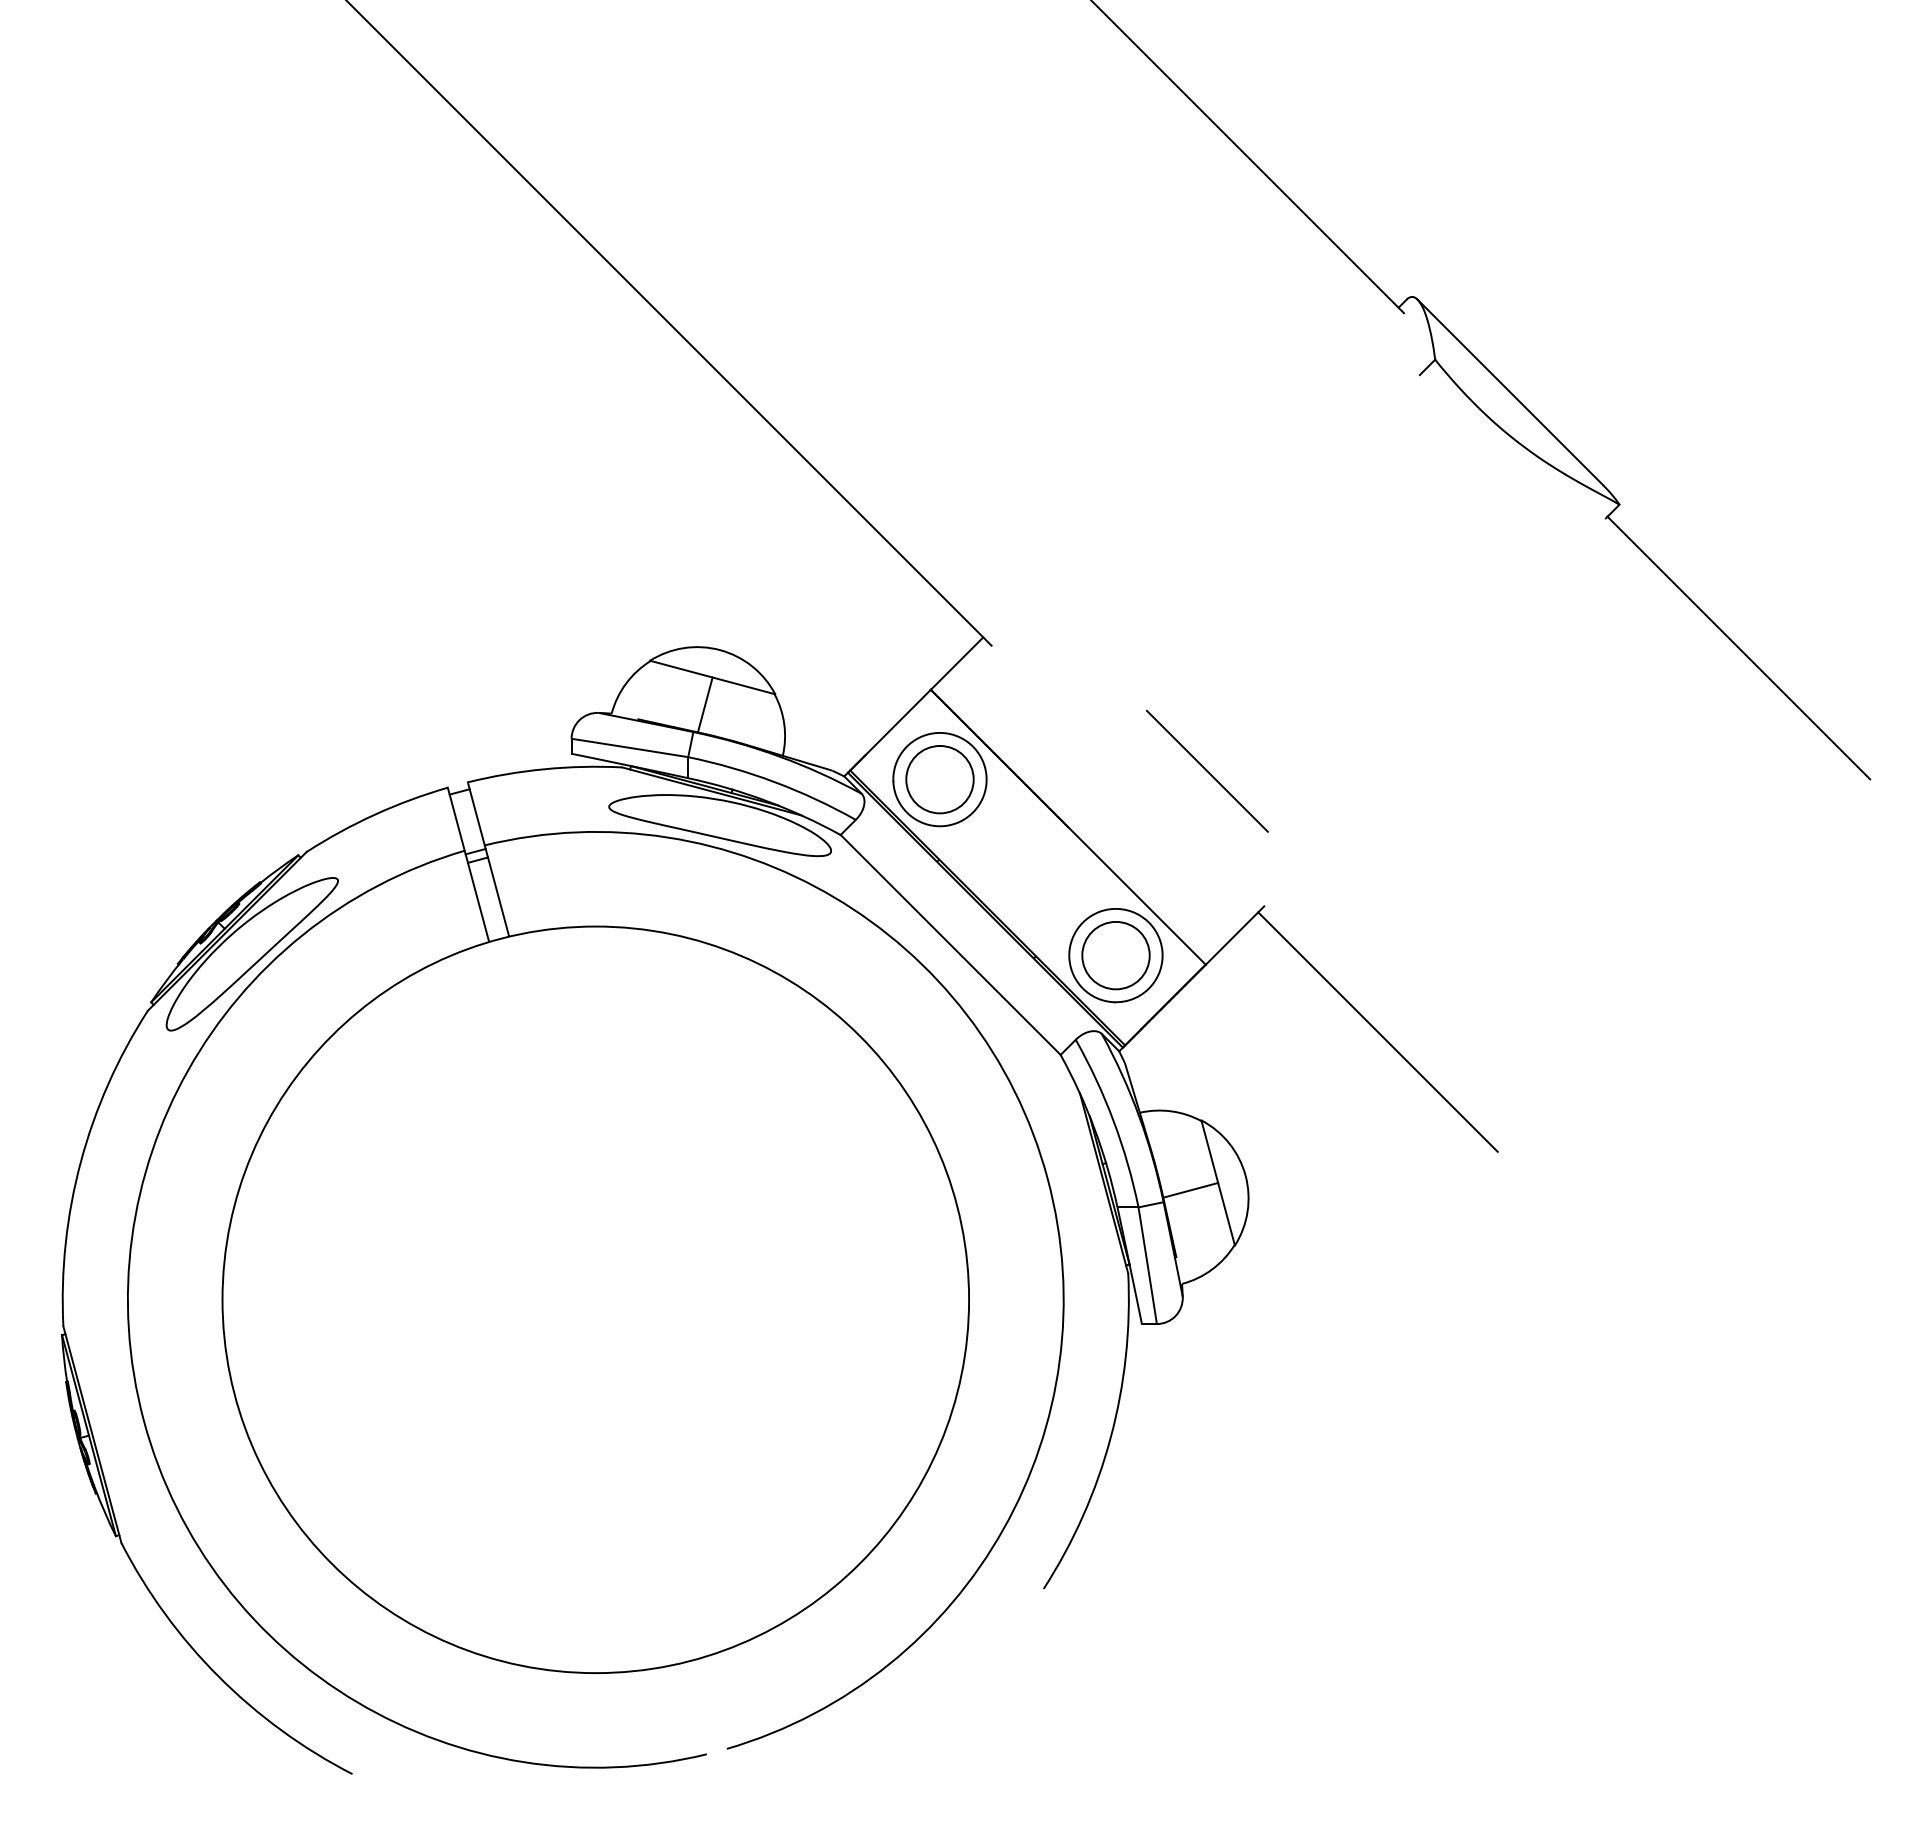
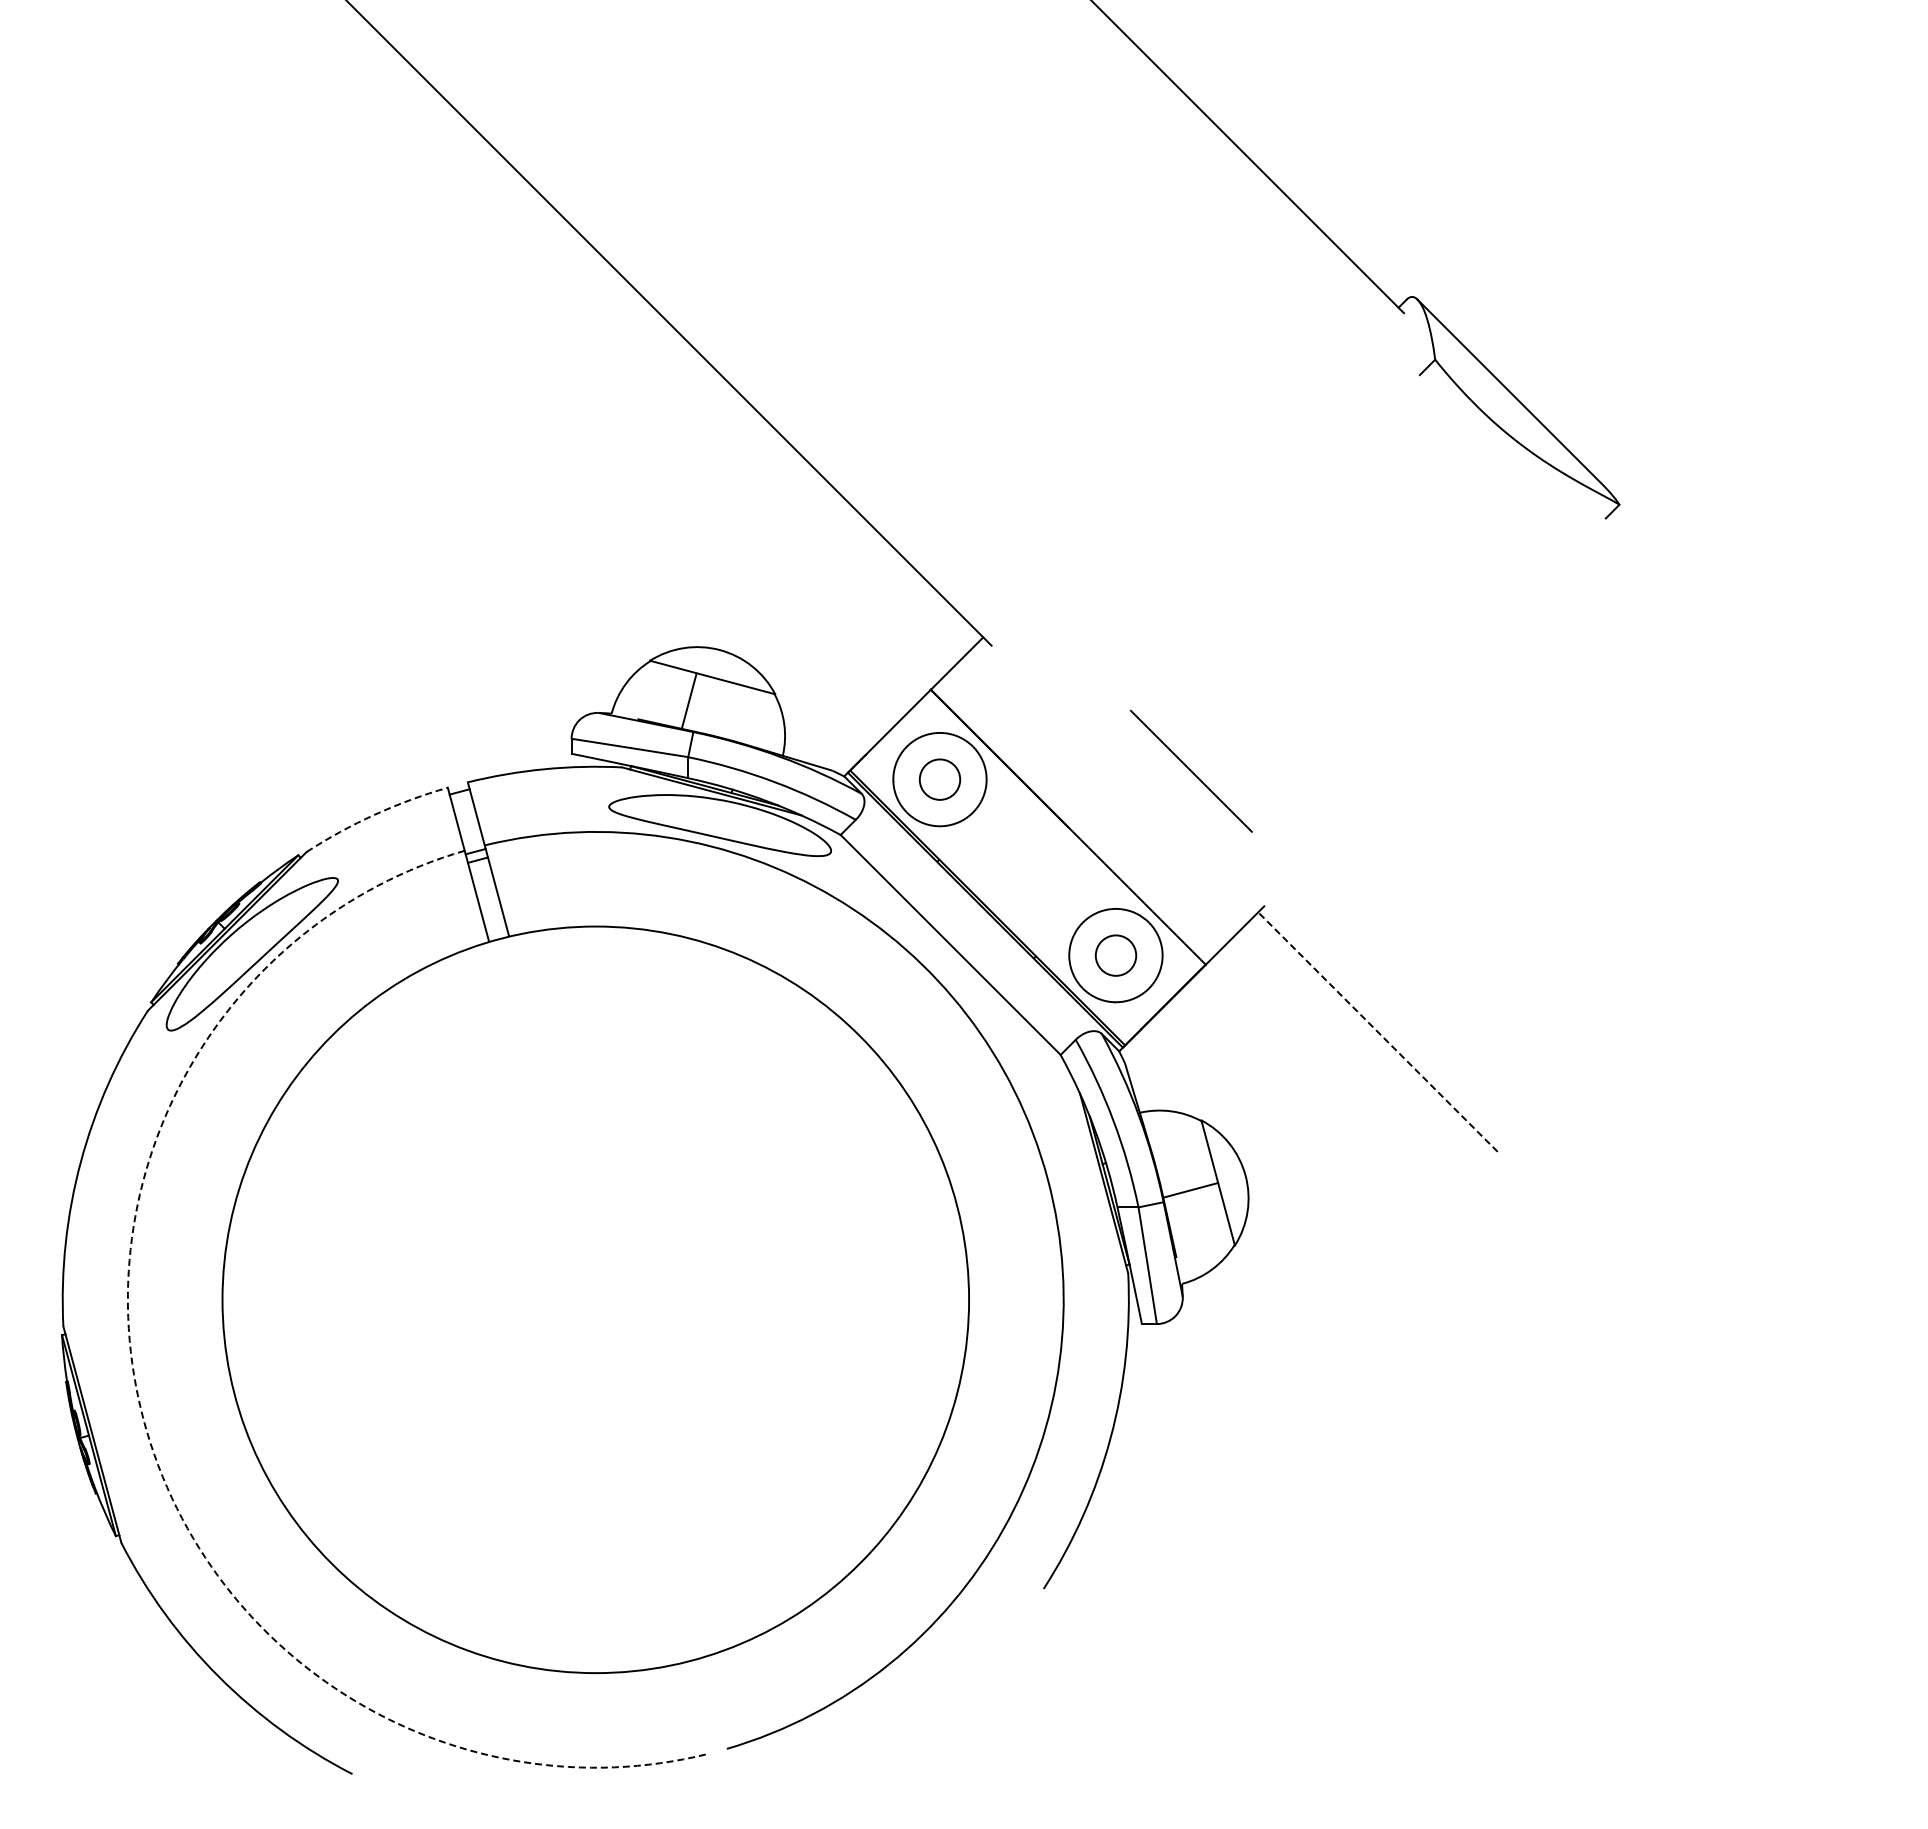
line: present -> none (1738, 647)
line position: (704, 704) -> (688, 700) (688, 700)
line position: (1207, 770) -> (1191, 770) (1191, 770)
circle diameter: 67 px -> 40 px (939, 779)
arc: solid -> dashed (374, 814)
circle diameter: 67 px -> 40 px (1115, 955)
line: solid -> dashed (1377, 1031)
arc: solid -> dashed (143, 1420)
